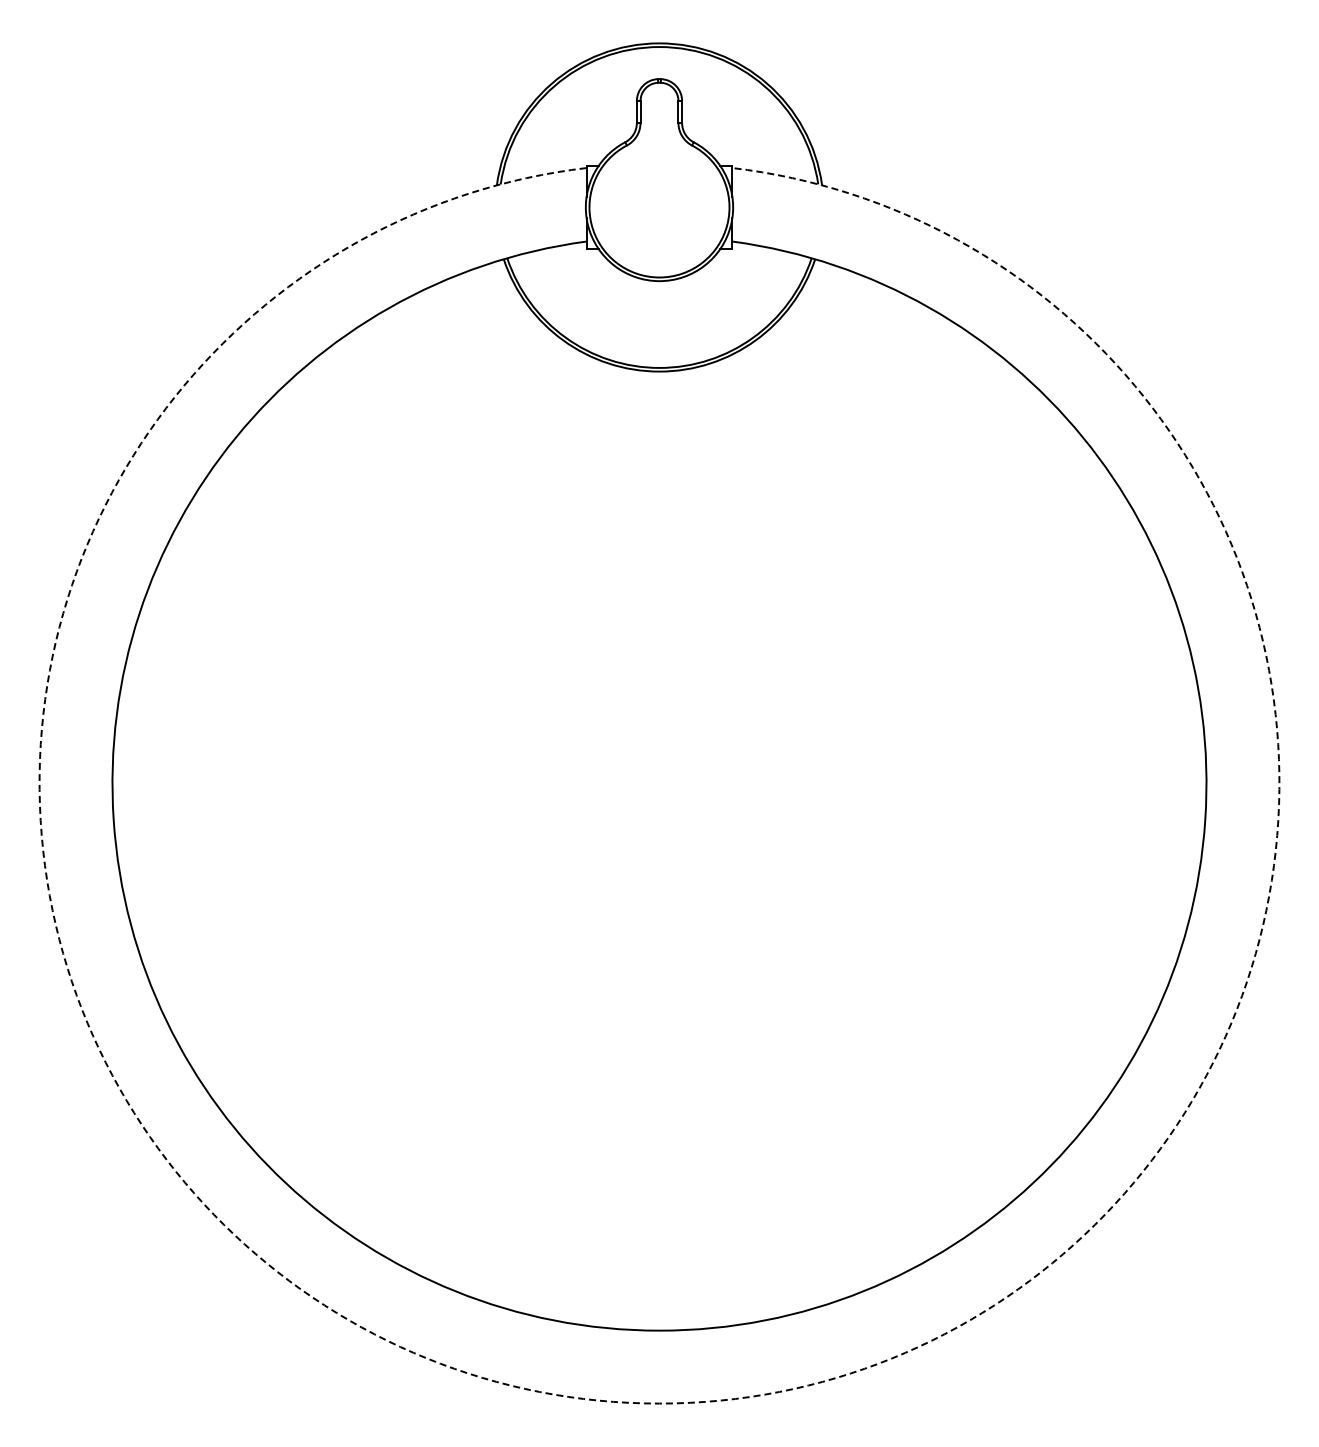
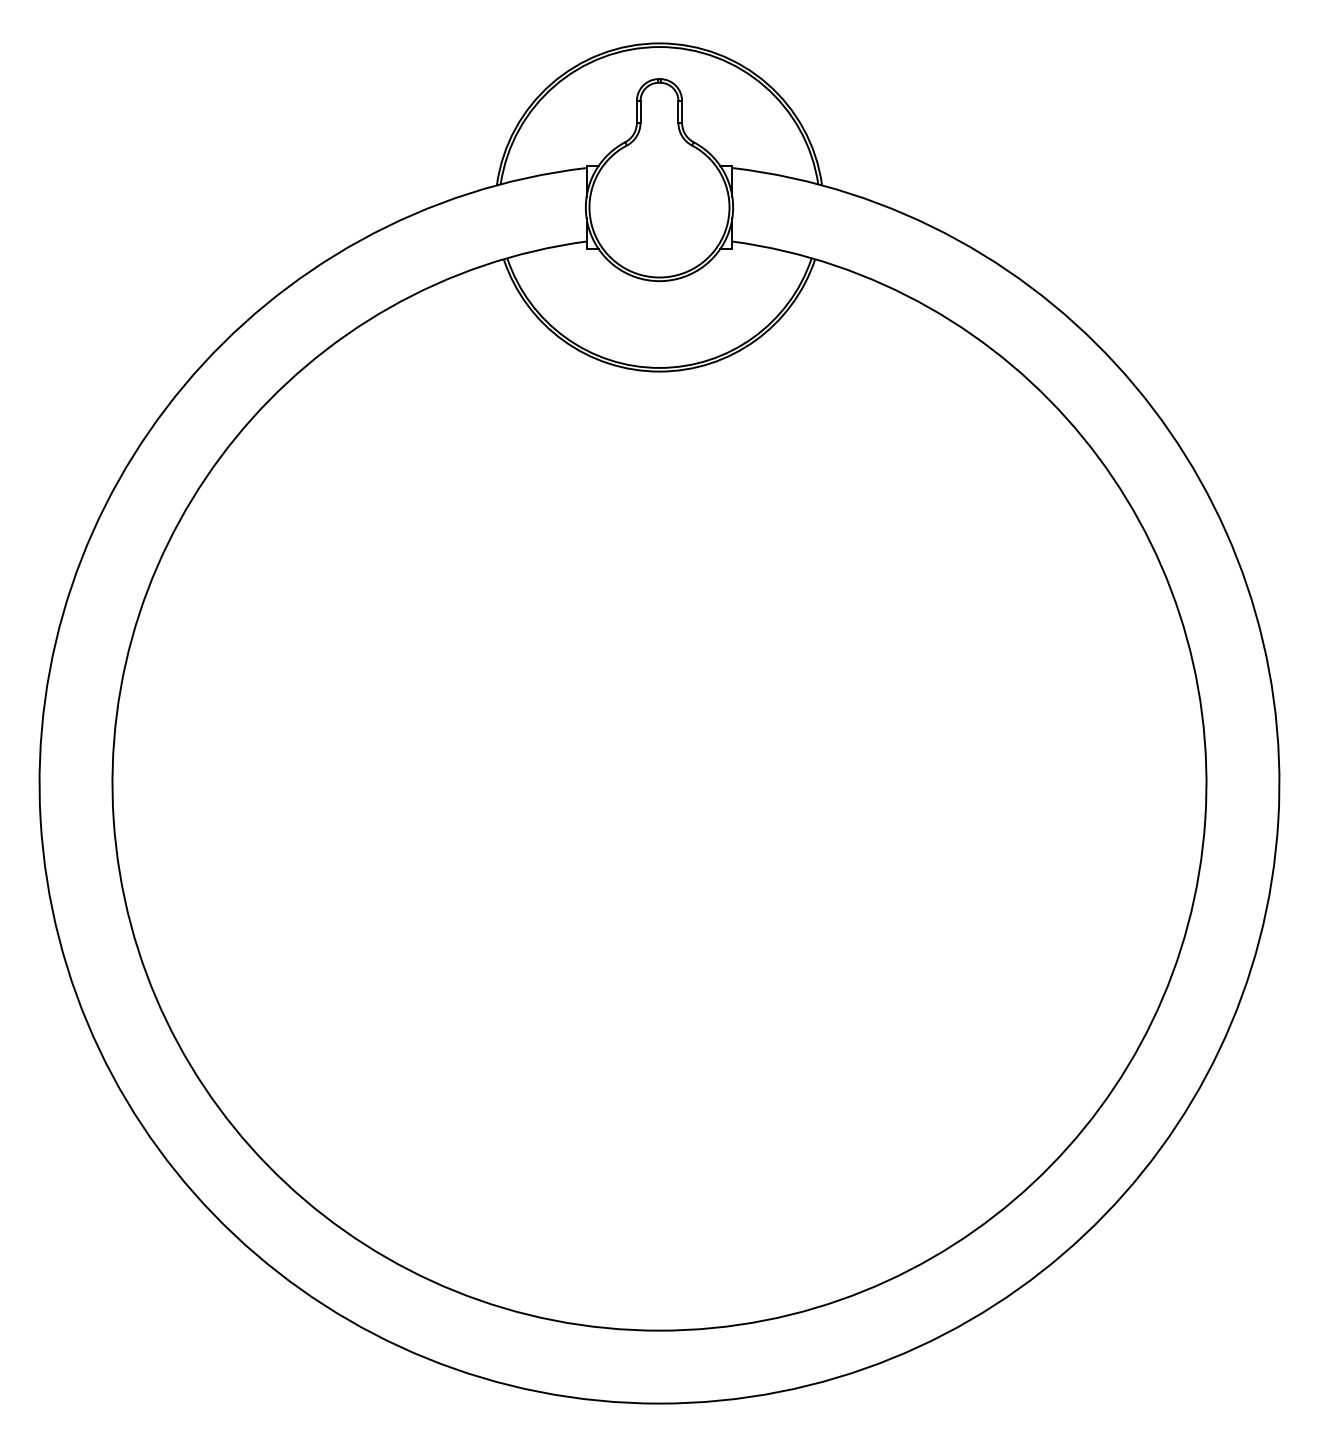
arc: dashed -> solid (659, 1403)
